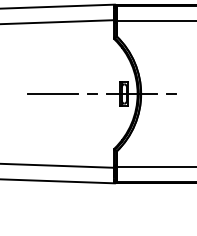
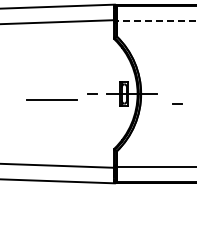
line: solid -> dashed (156, 21)
line position: (52, 93) -> (51, 99) (51, 99)
line position: (171, 93) -> (177, 103) (177, 103)
